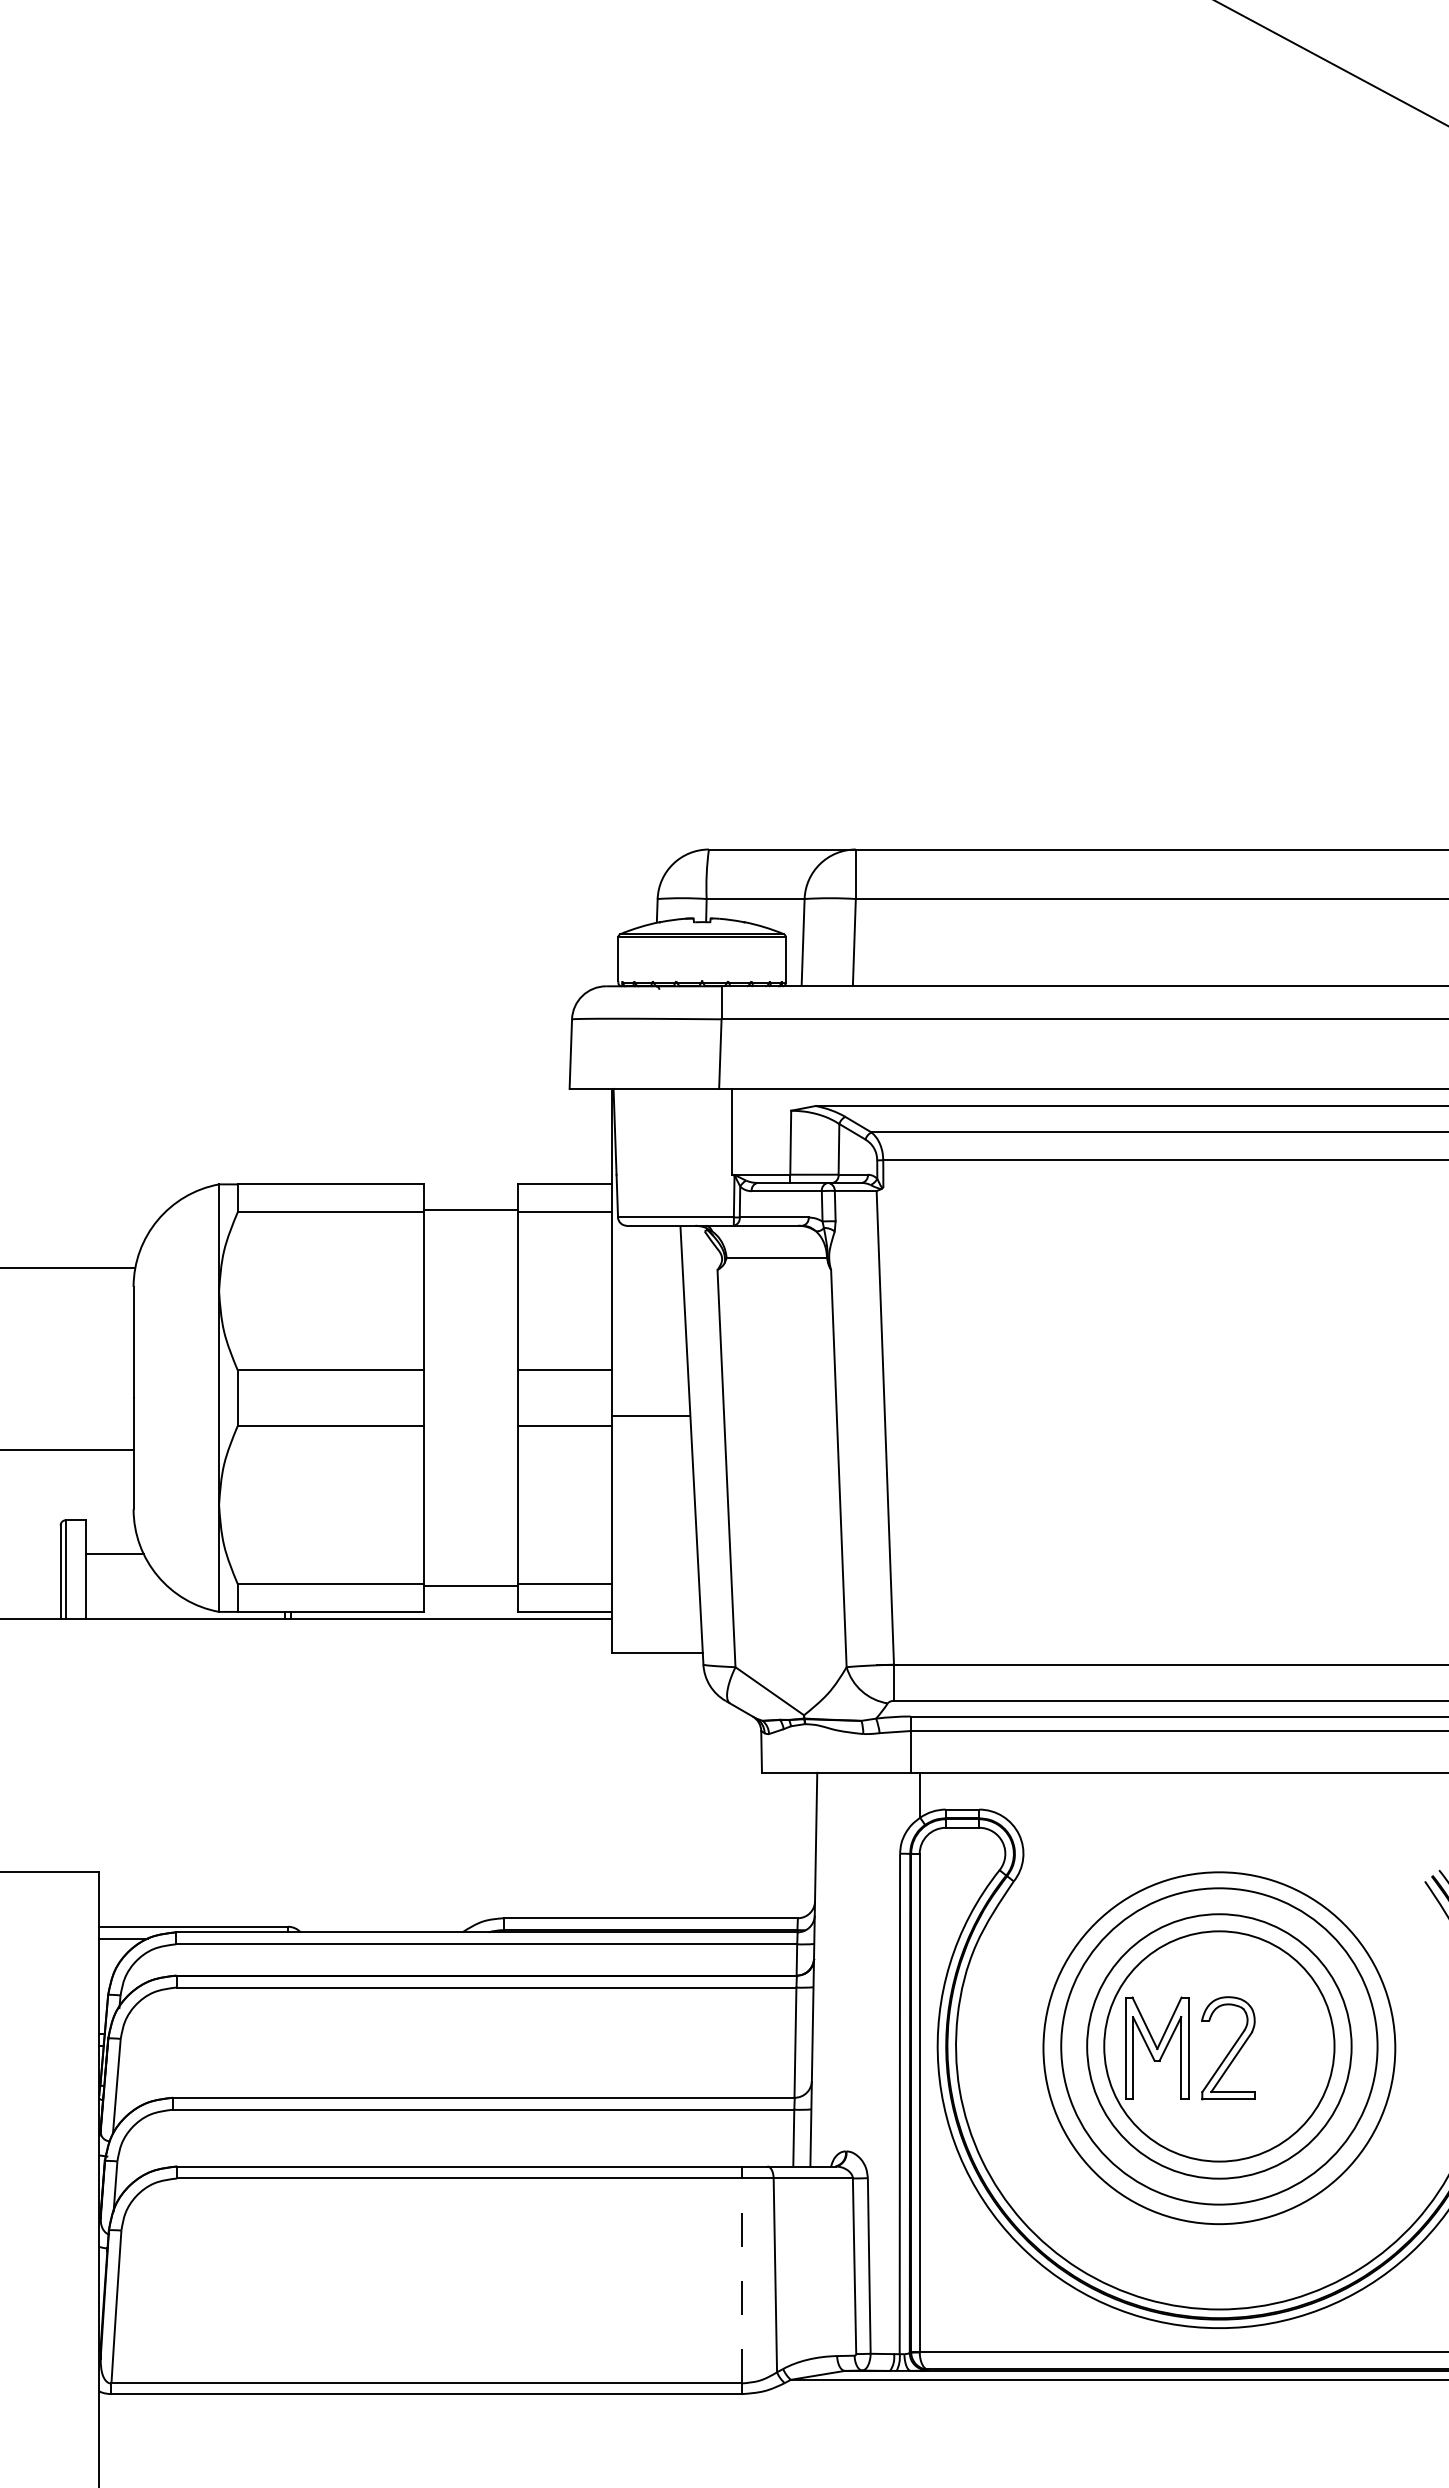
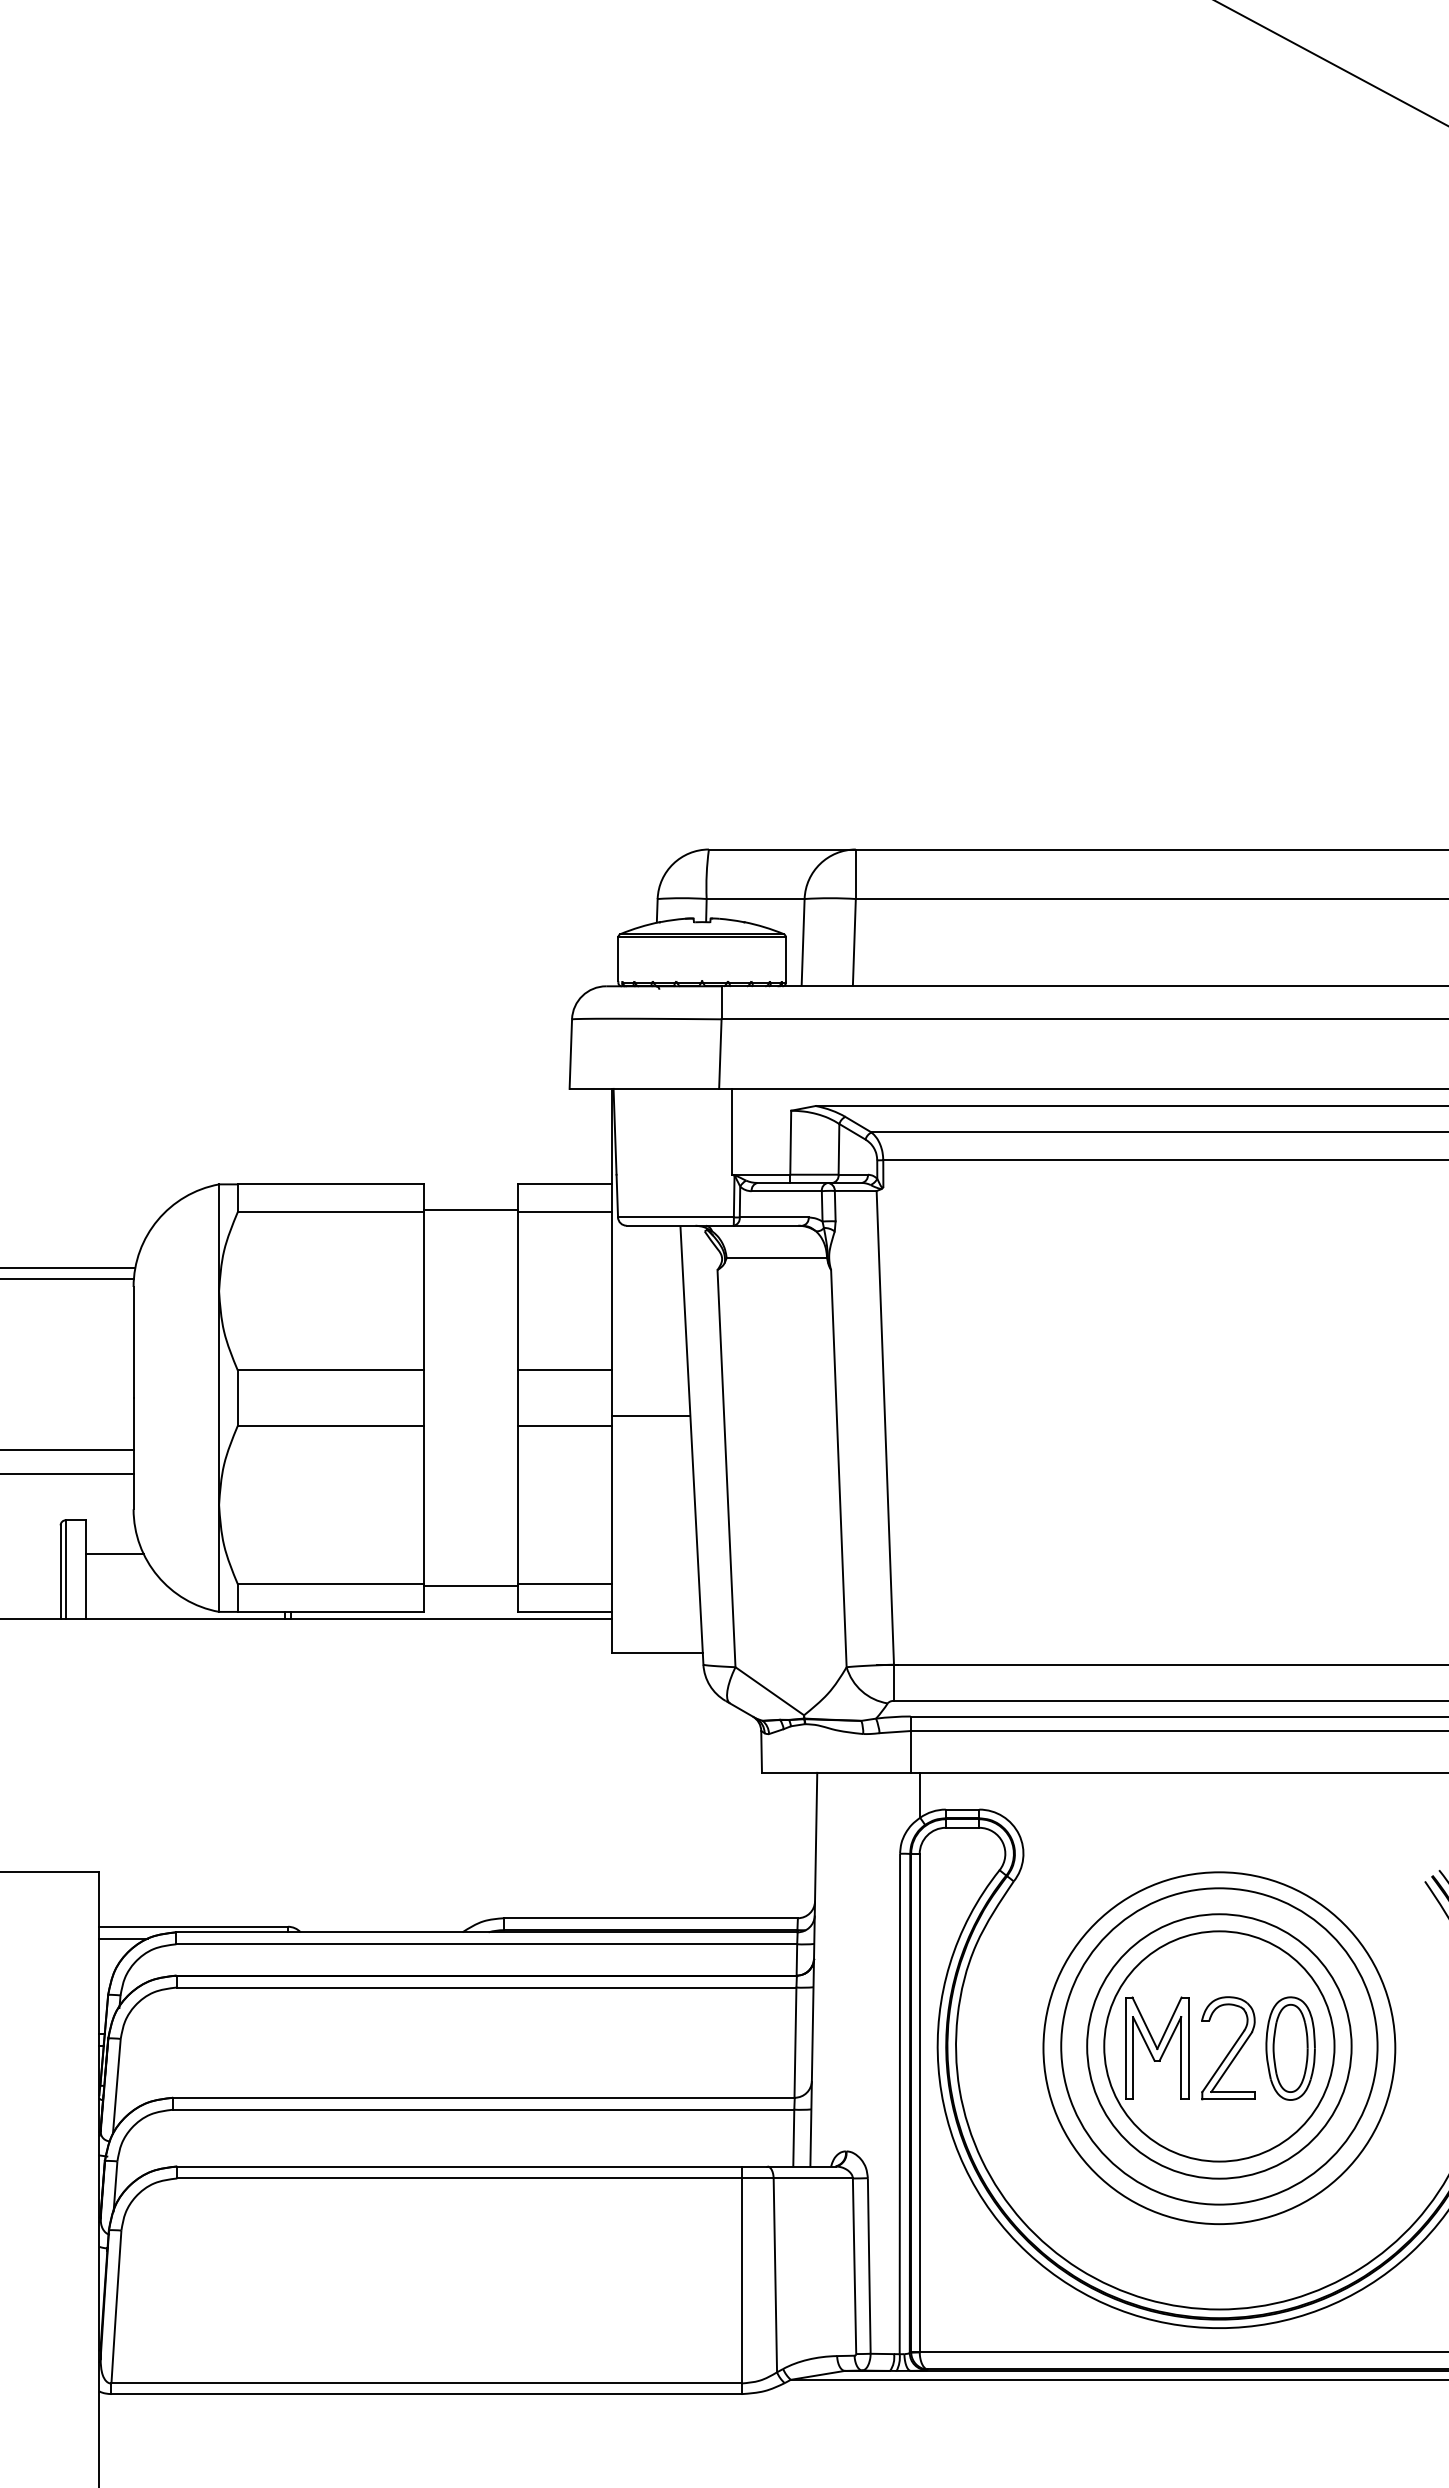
line: none -> present (67, 1279)
line: none -> present (67, 1474)
part: none -> present (1290, 2048)
line: dashed -> solid (741, 2280)
